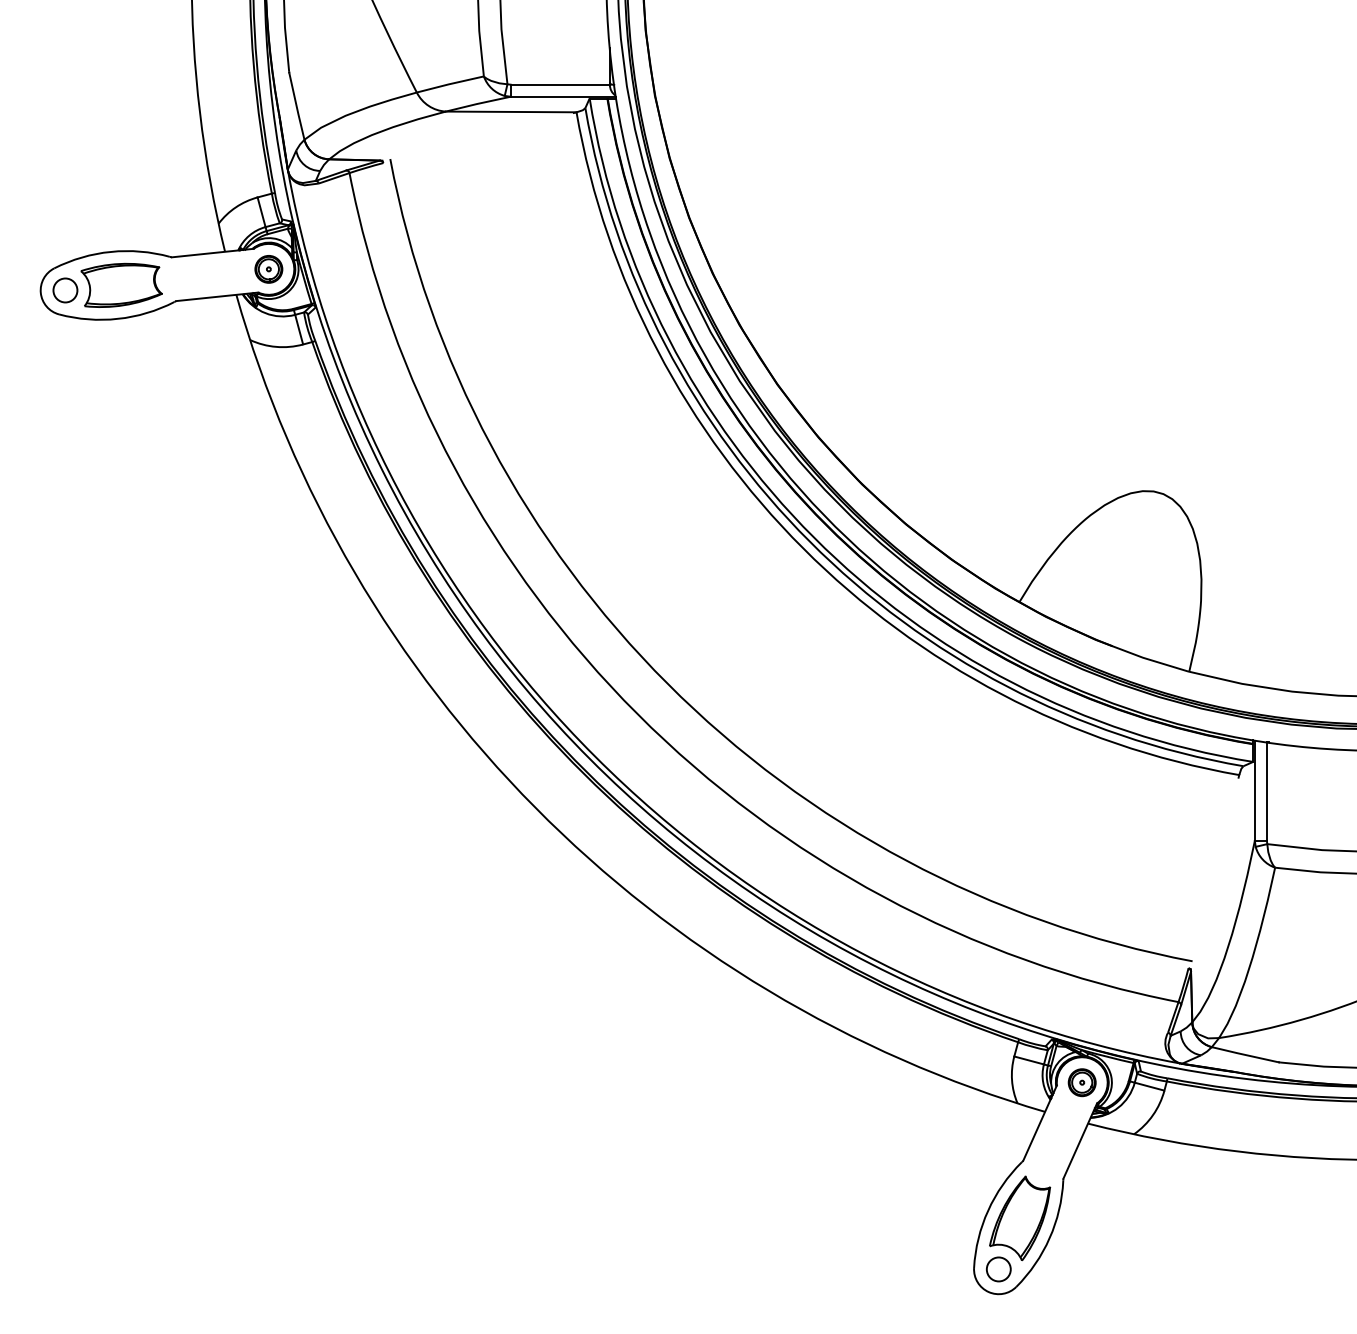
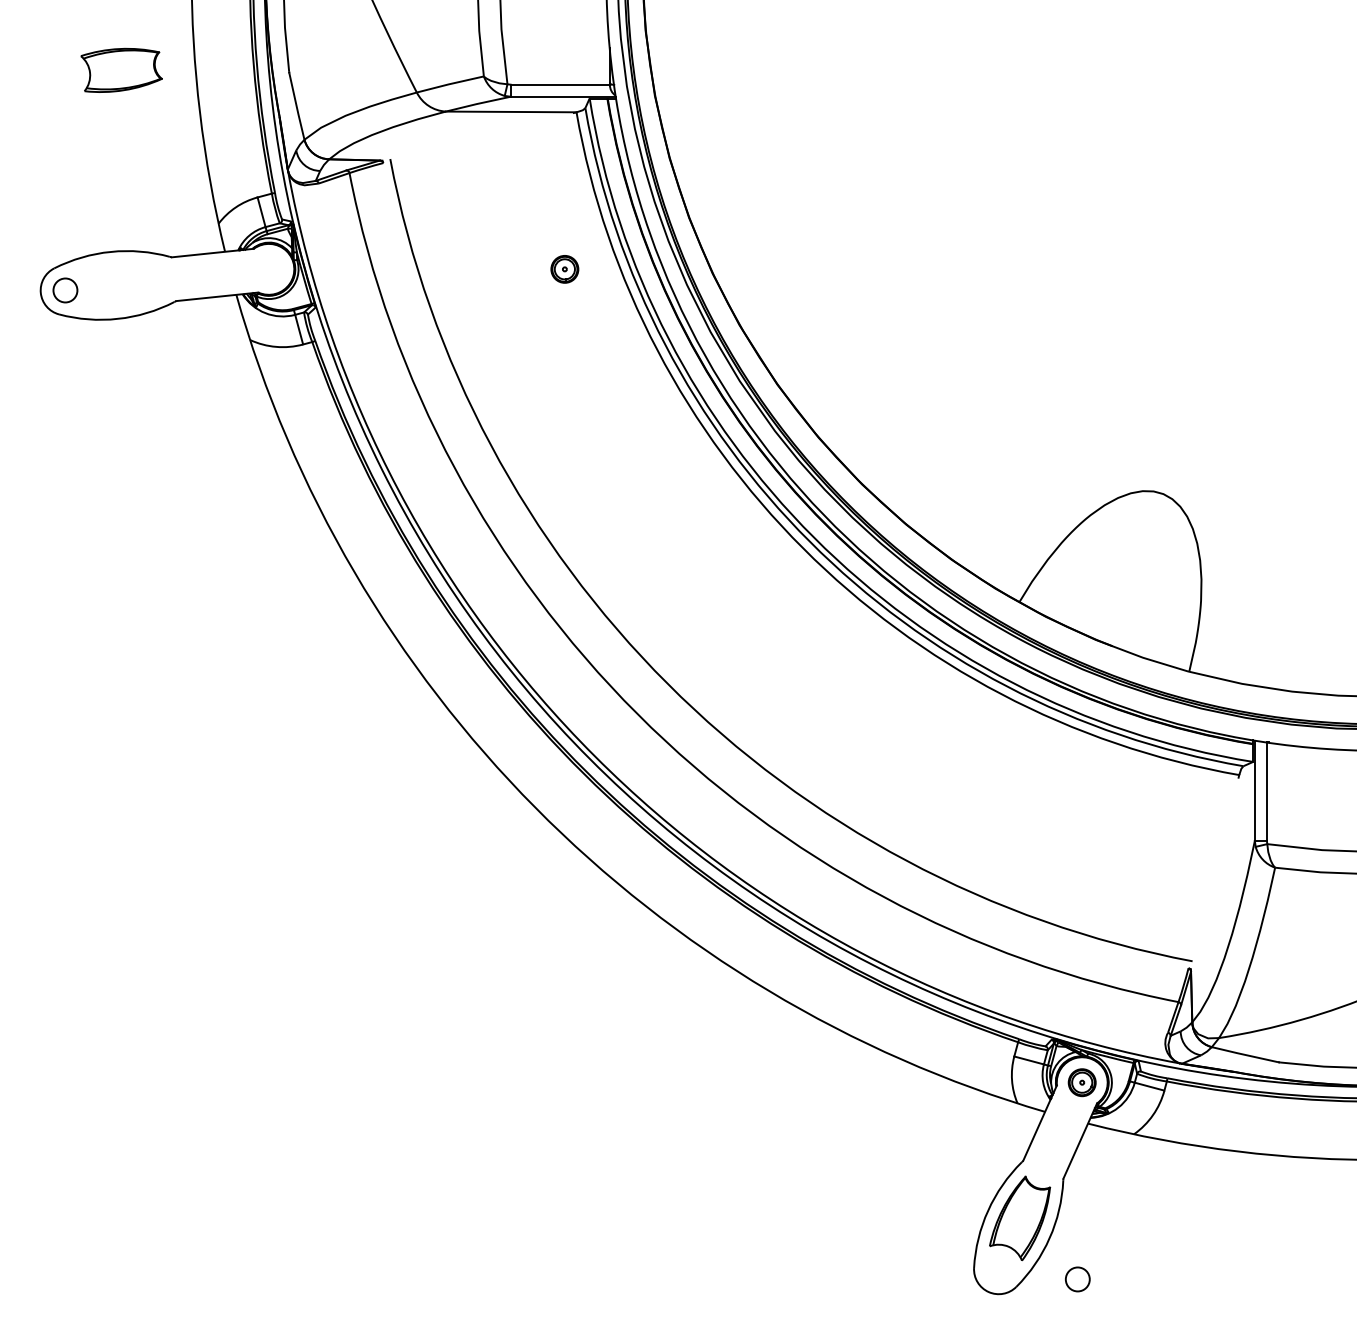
part position: (268, 269) -> (564, 269) (564, 269)
part position: (121, 284) -> (121, 69) (121, 69)
circle position: (998, 1269) -> (1077, 1279) (1077, 1279)
